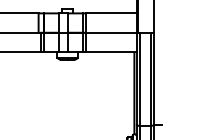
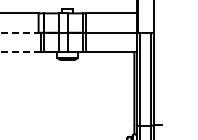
line: solid -> dashed (20, 32)
line: solid -> dashed (20, 52)
